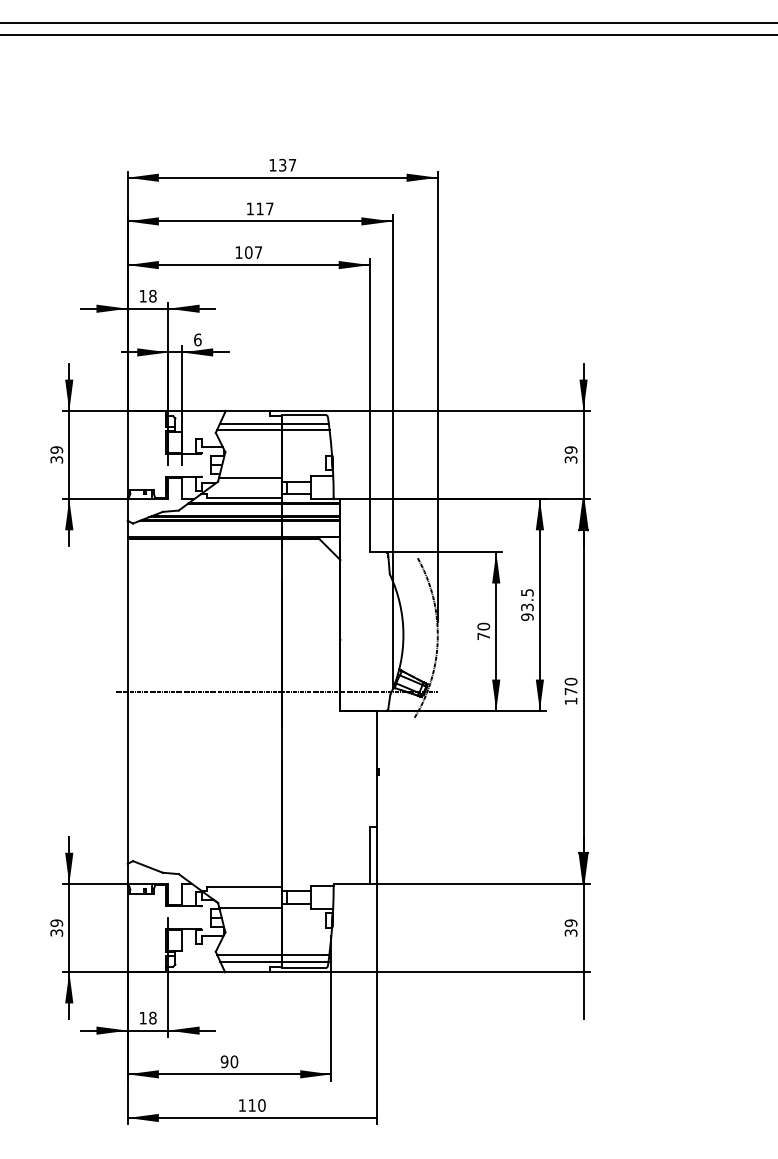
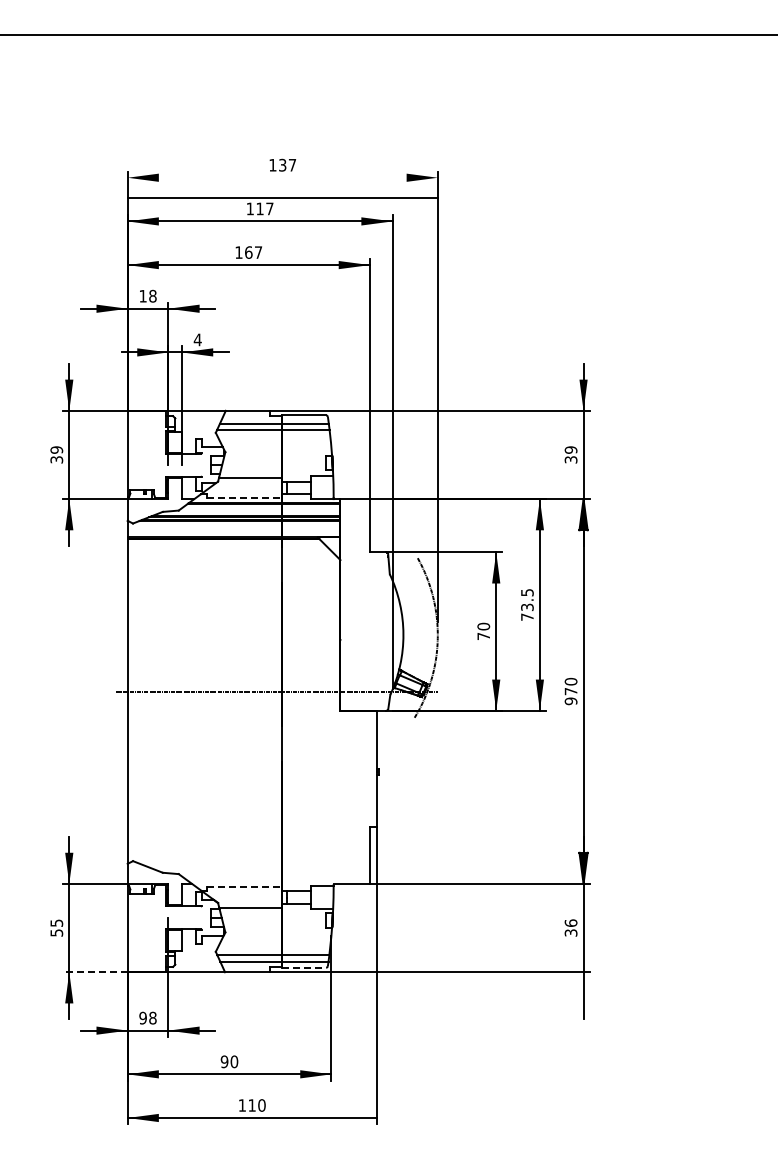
line: present -> none (388, 23)
line position: (282, 177) -> (282, 197) (282, 197)
text: 107 -> 167 (248, 252)
text: 6 -> 4 (197, 339)
line: solid -> dashed (244, 497)
text: 93.5 -> 73.5 (527, 616)
text: 170 -> 970 (570, 701)
line: solid -> dashed (244, 887)
text: 39 -> 36 (570, 923)
text: 39 -> 55 (56, 927)
line: solid -> dashed (304, 967)
line: solid -> dashed (94, 972)
text: 18 -> 98 (142, 1017)
